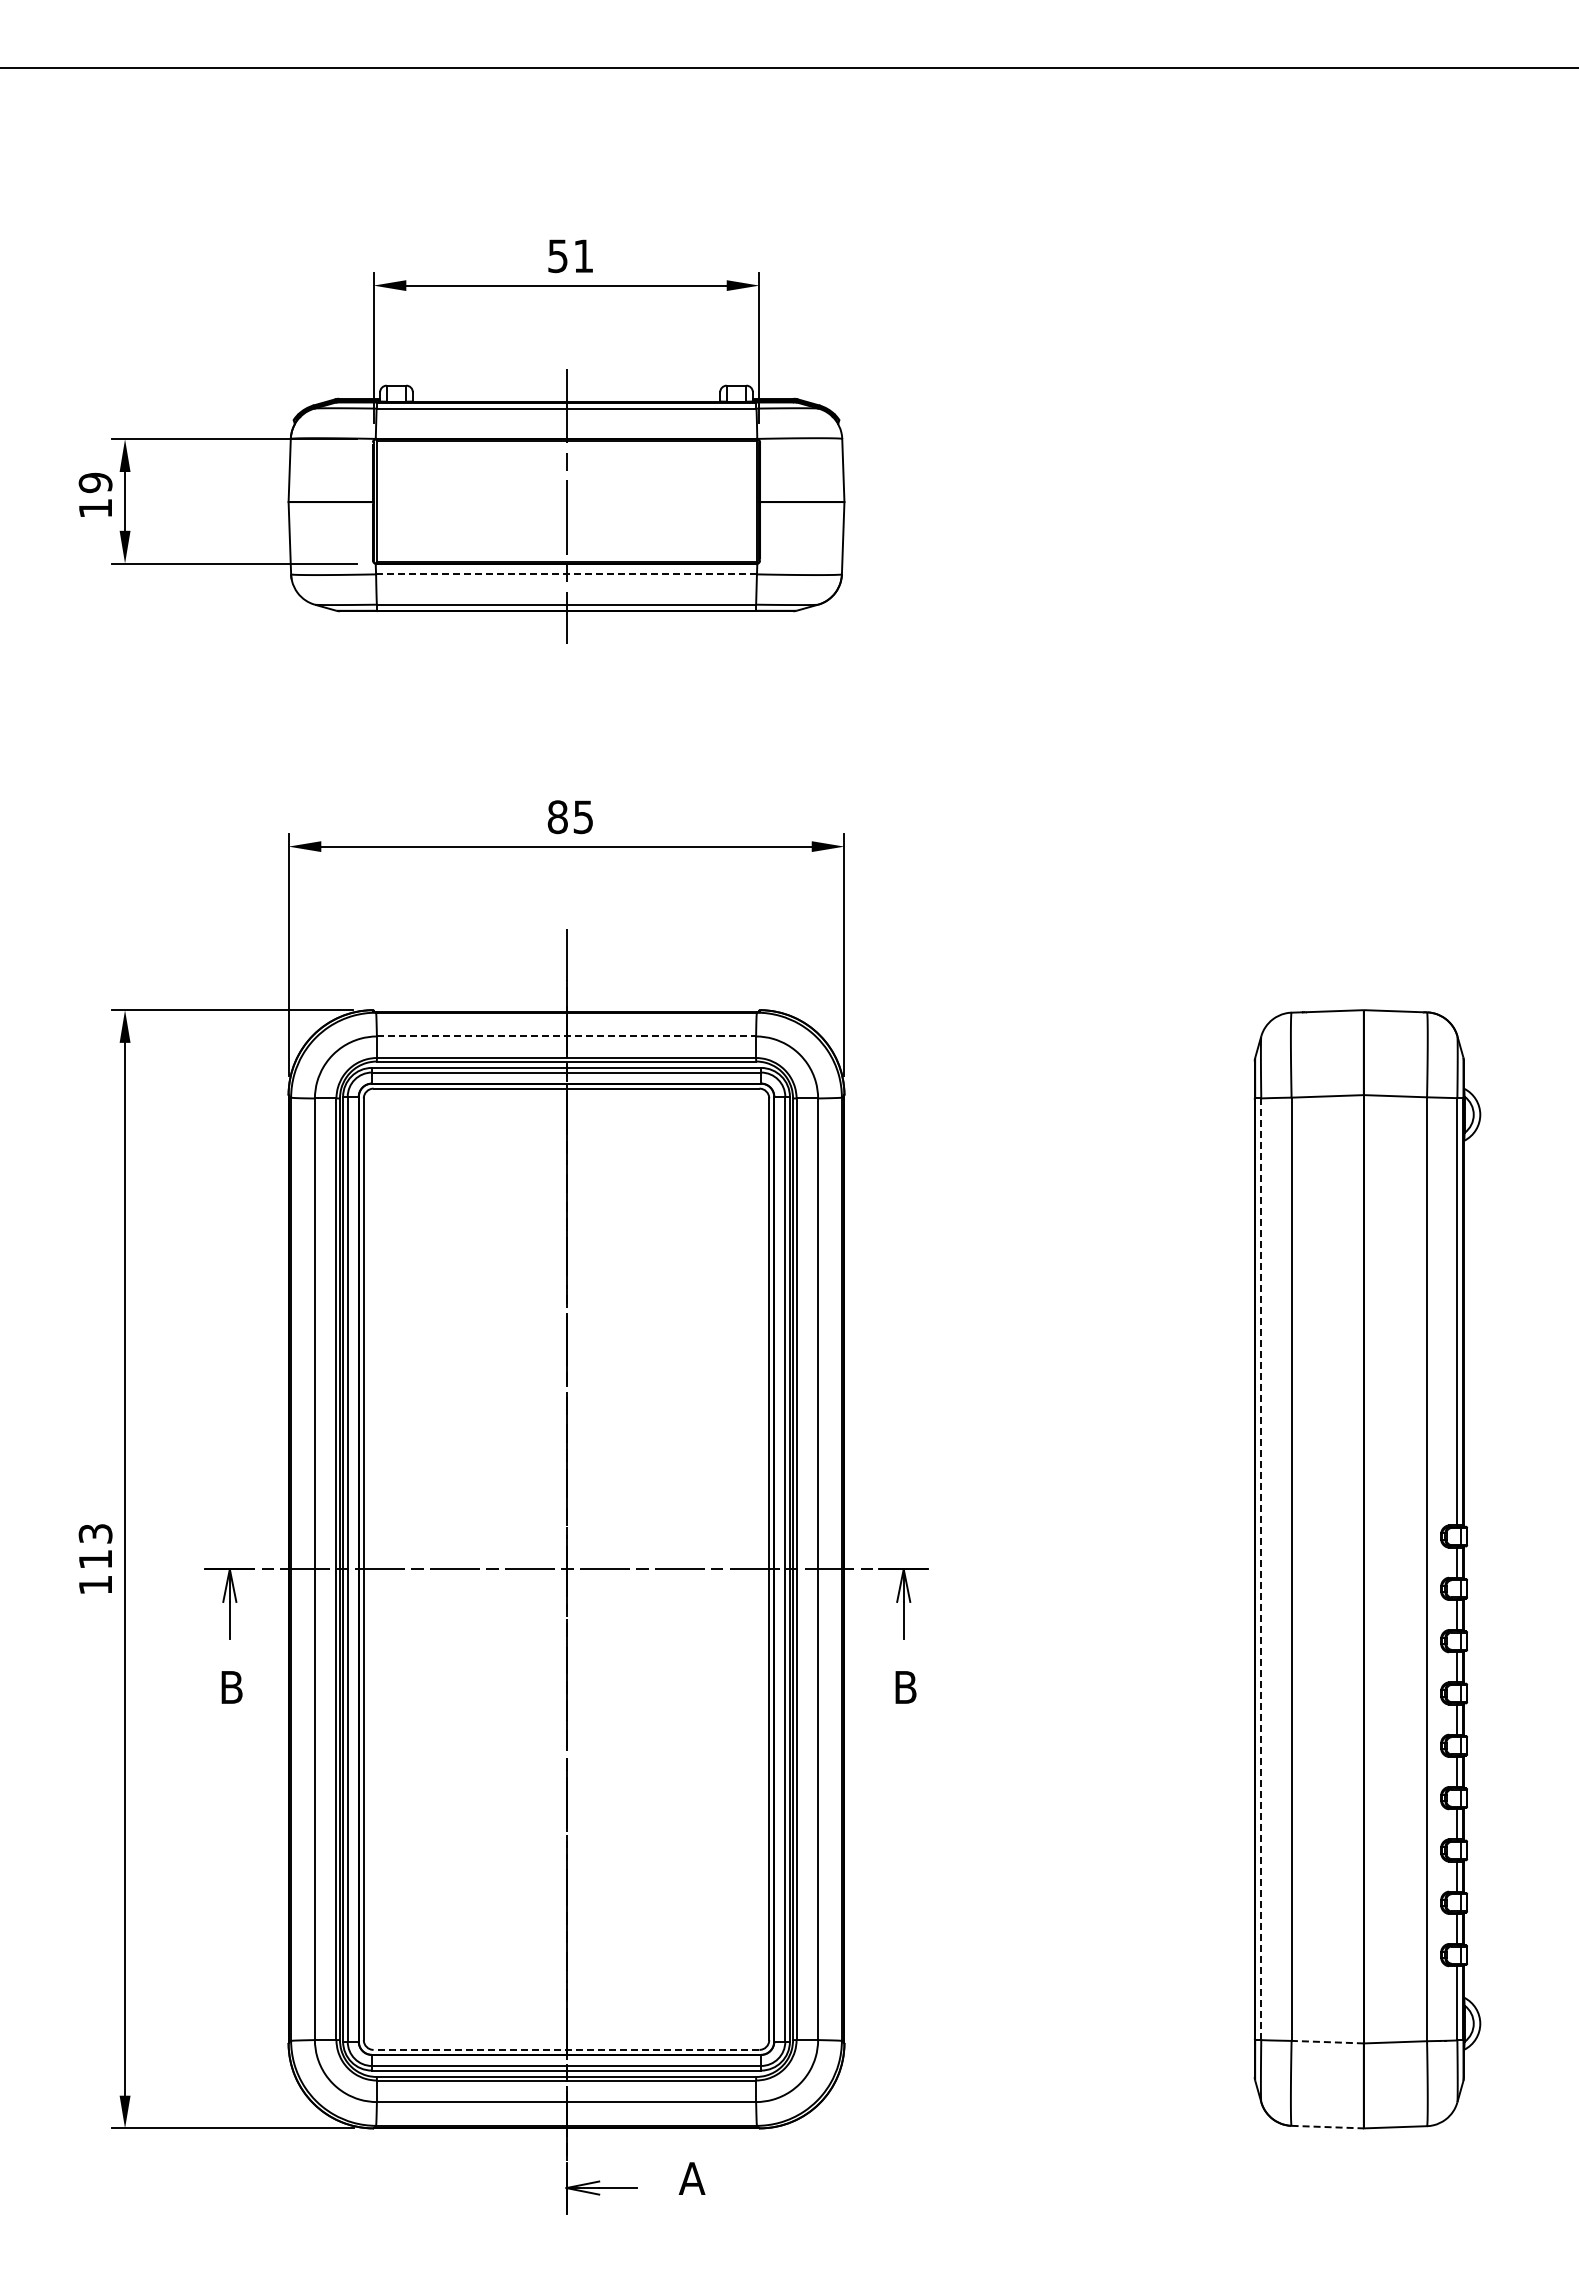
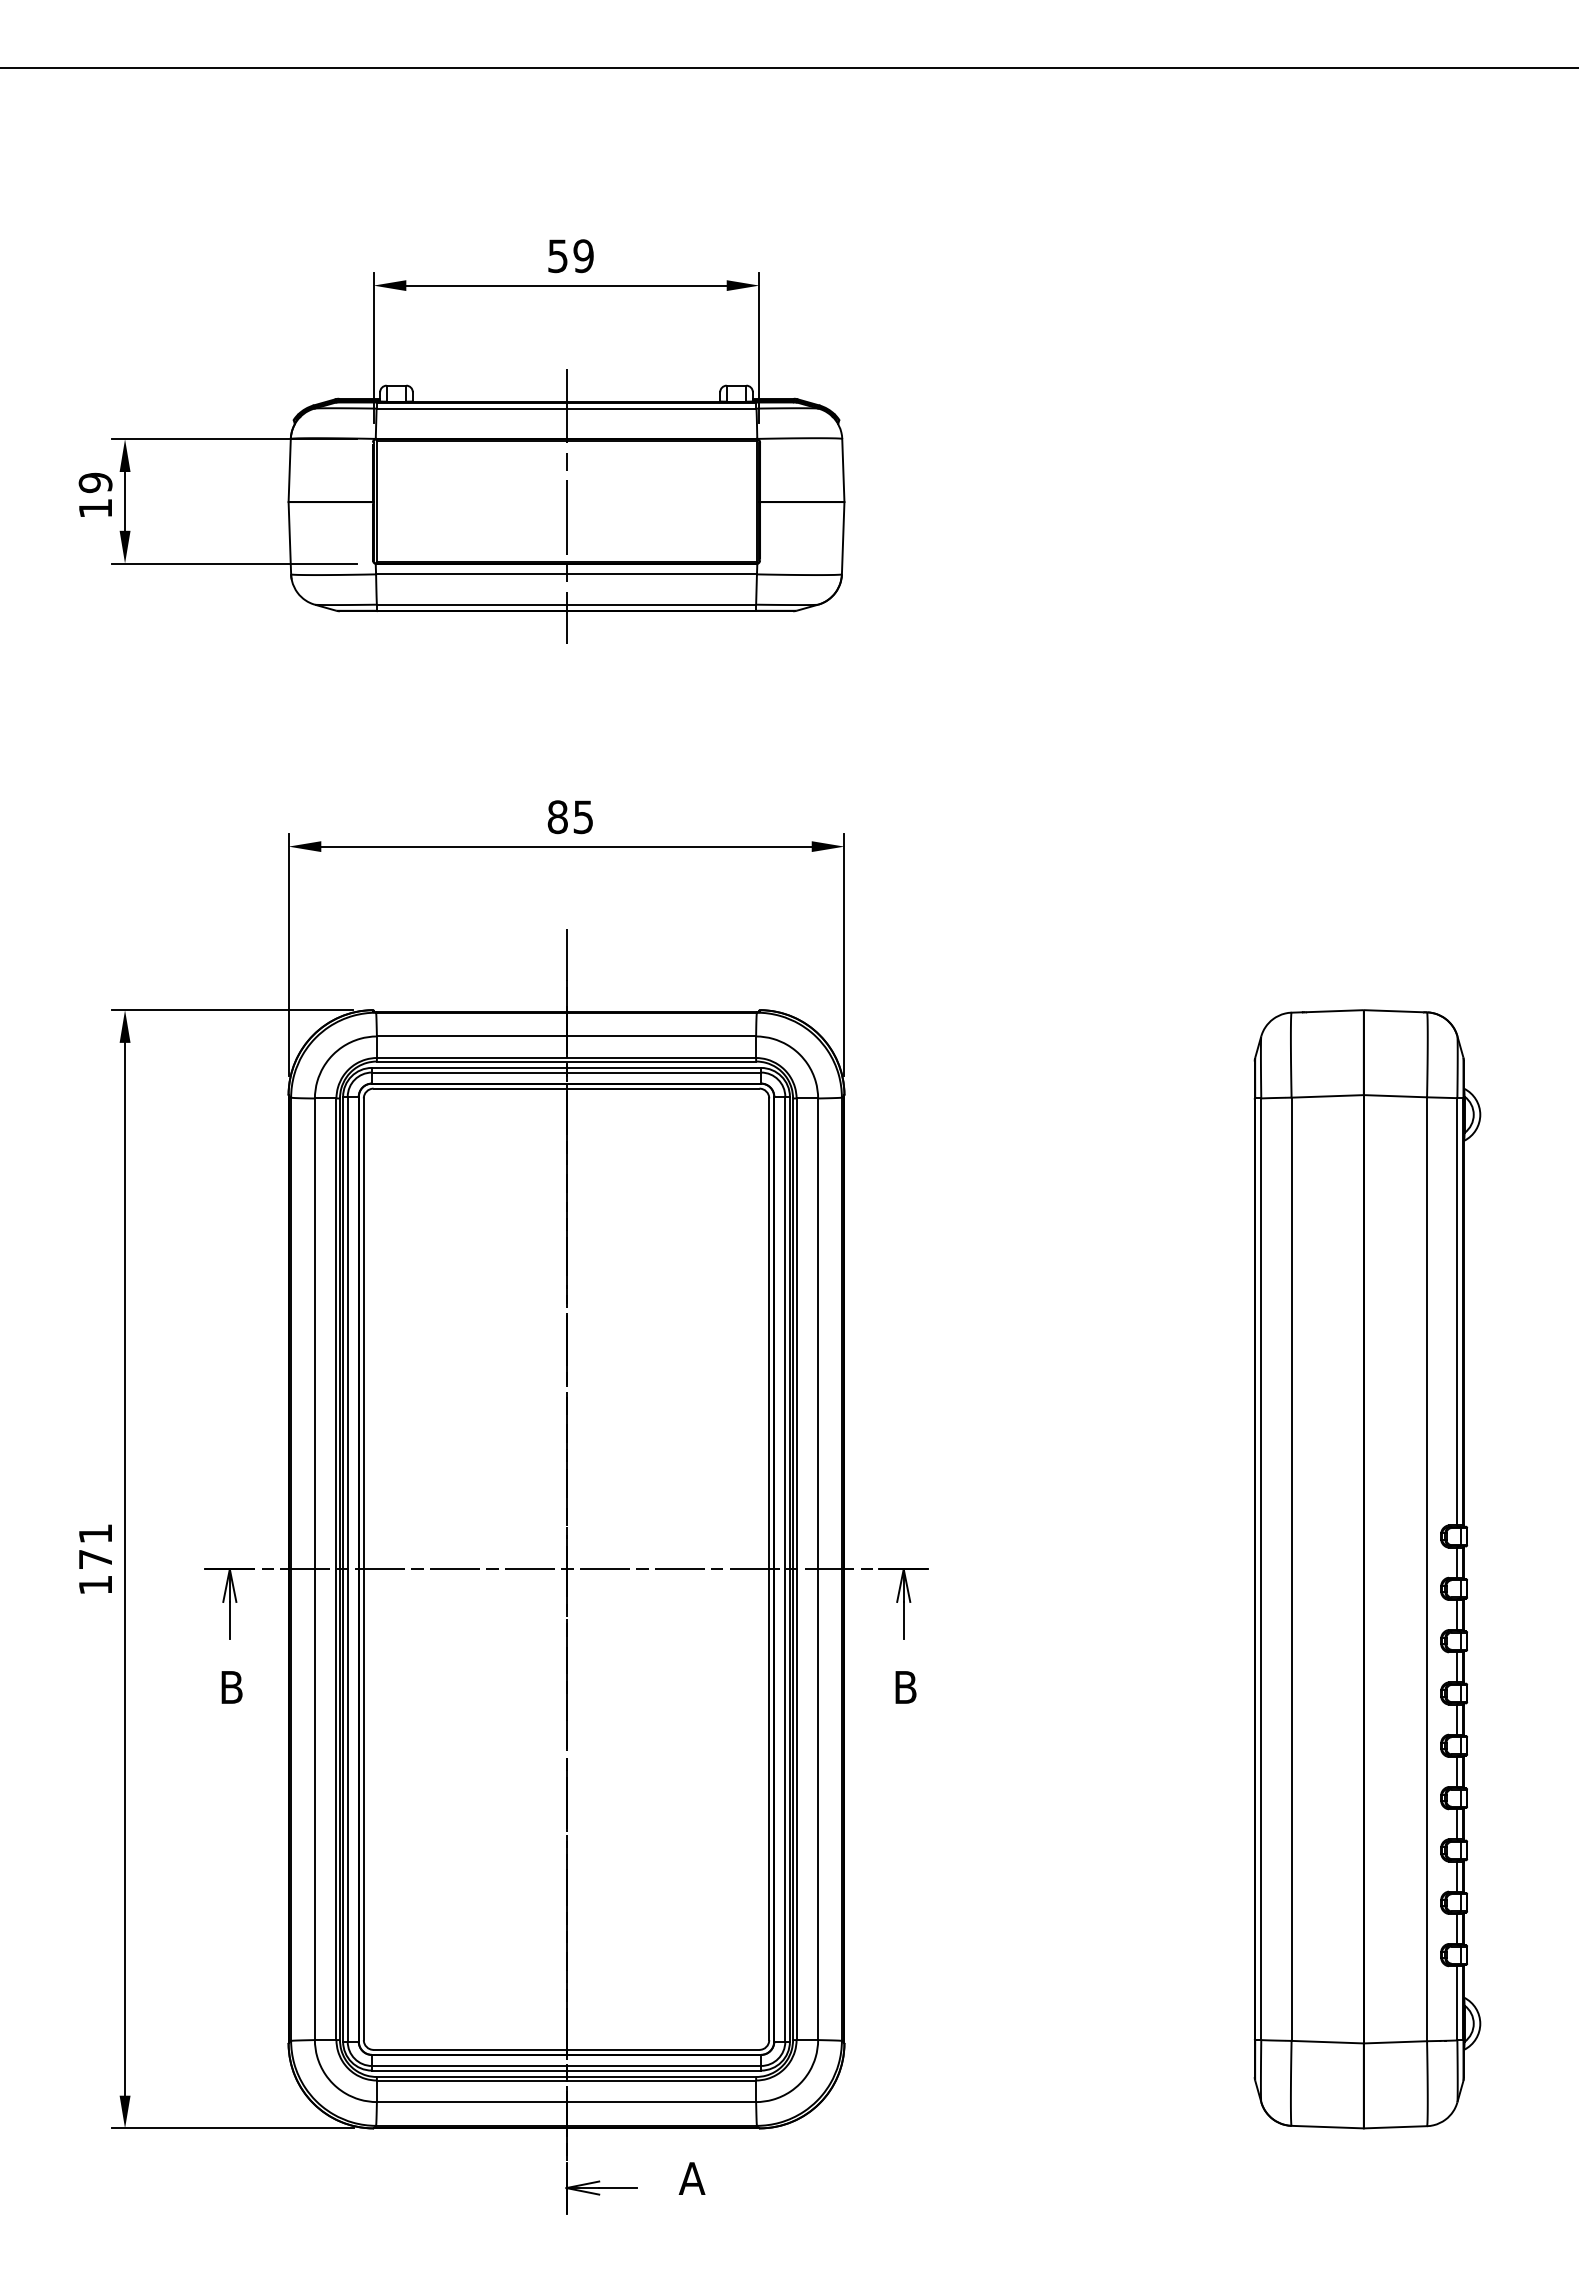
text: 51 -> 59 (583, 256)
line: dashed -> solid (566, 574)
line: dashed -> solid (566, 1036)
text: 113 -> 171 (95, 1546)
line: dashed -> solid (1261, 1569)
line: dashed -> solid (1327, 2042)
line: dashed -> solid (566, 2049)
line: dashed -> solid (1328, 2127)
